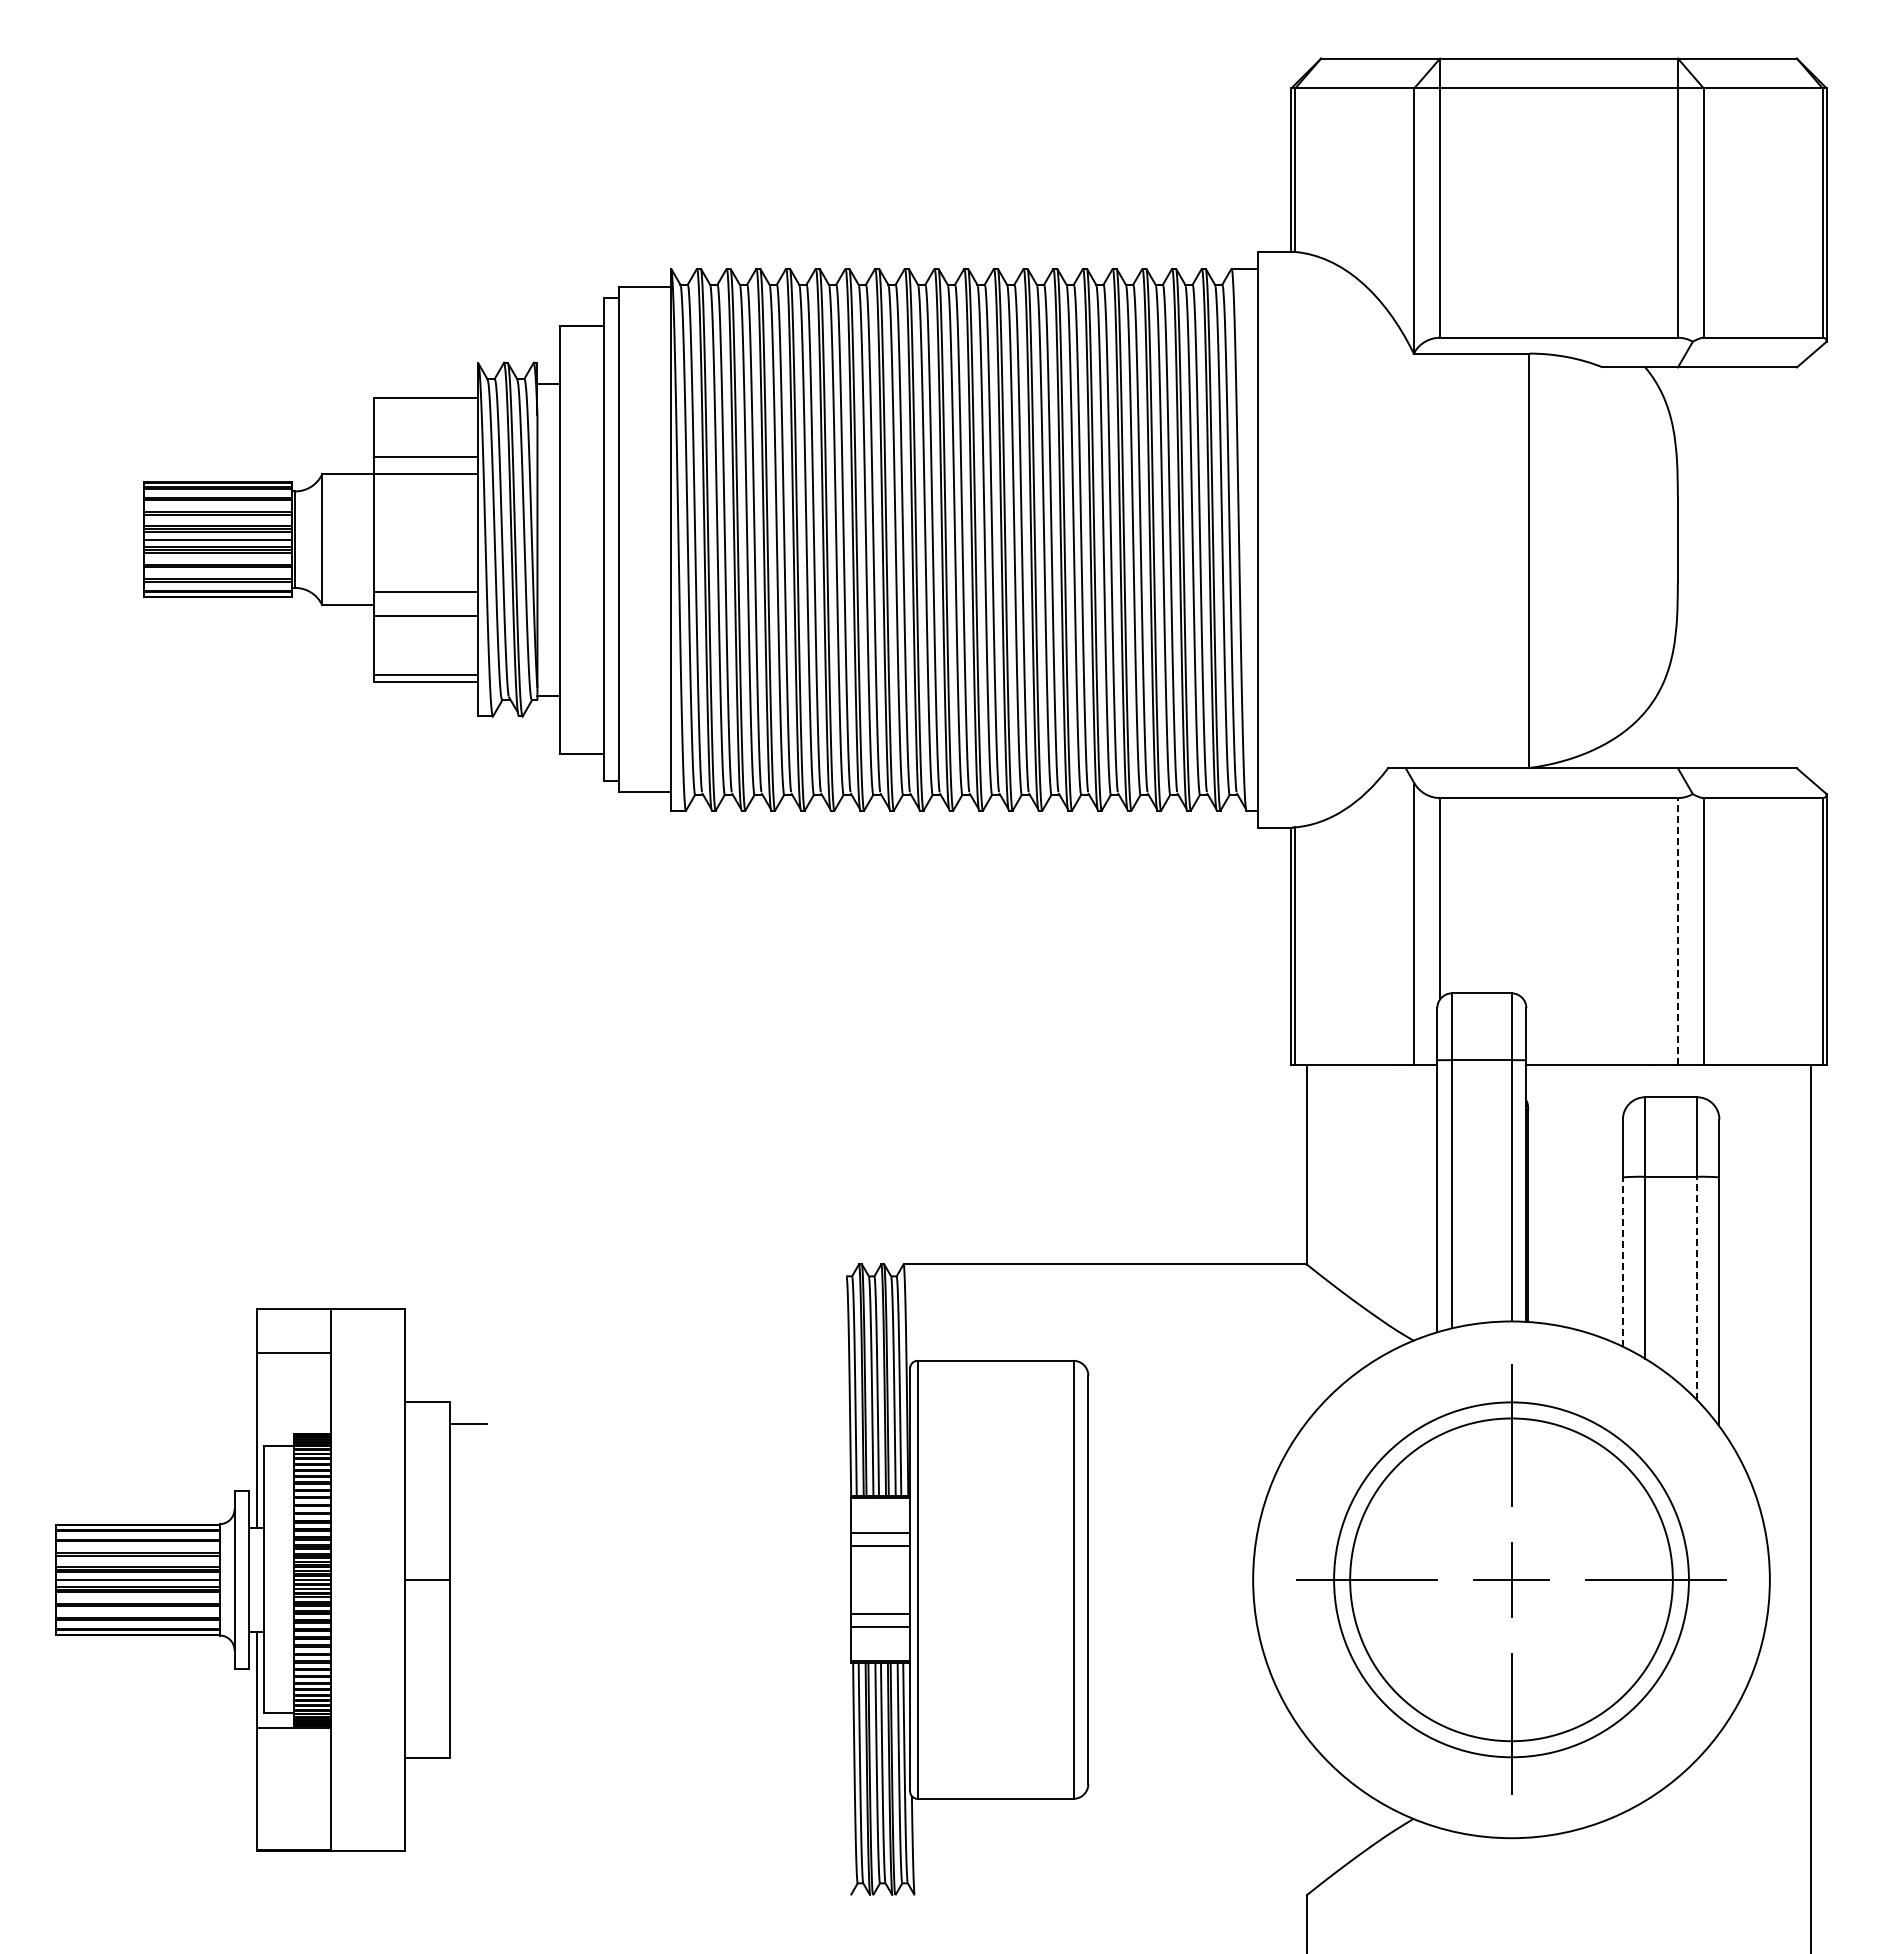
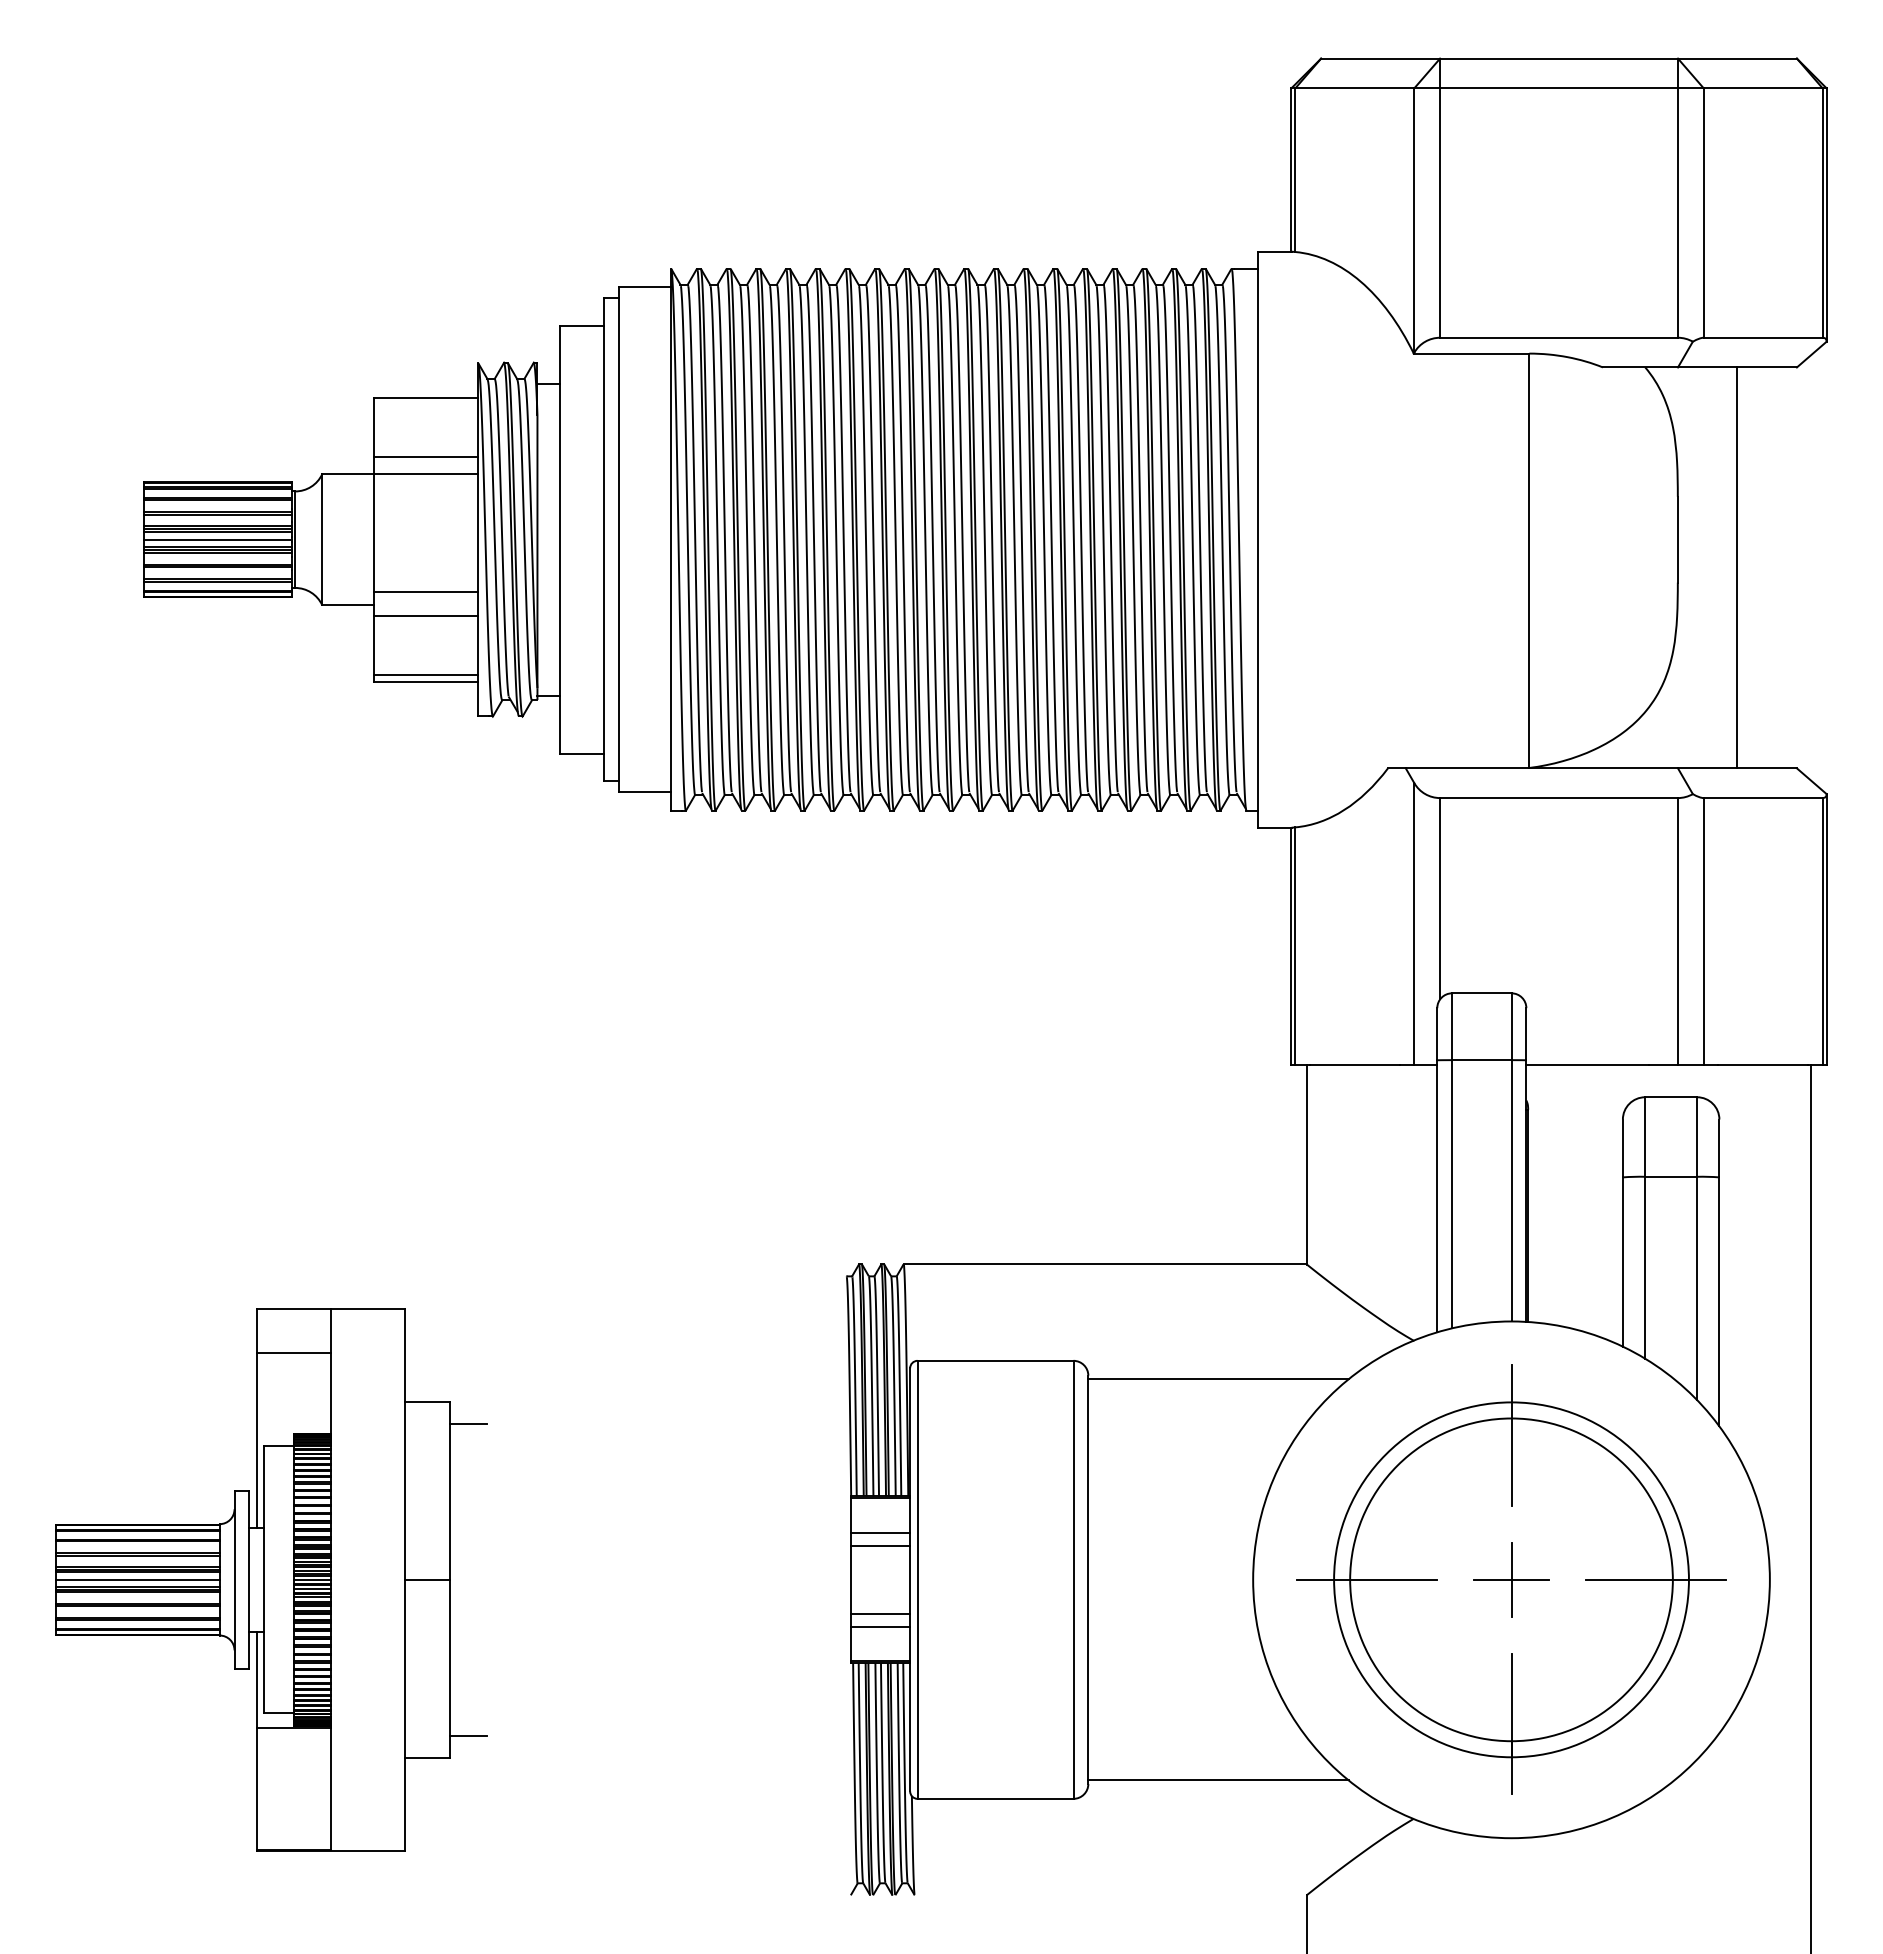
line: none -> present (1737, 567)
line: dashed -> solid (1677, 931)
line: dashed -> solid (1622, 1262)
line: dashed -> solid (1697, 1288)
line: none -> present (1218, 1379)
line: none -> present (467, 1735)
line: none -> present (1218, 1780)
